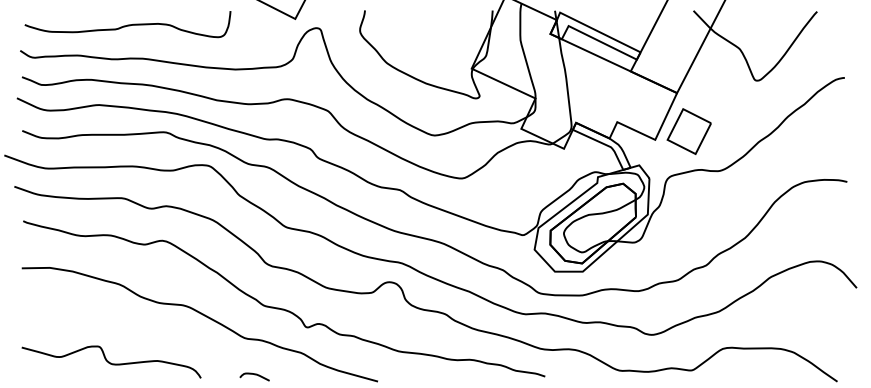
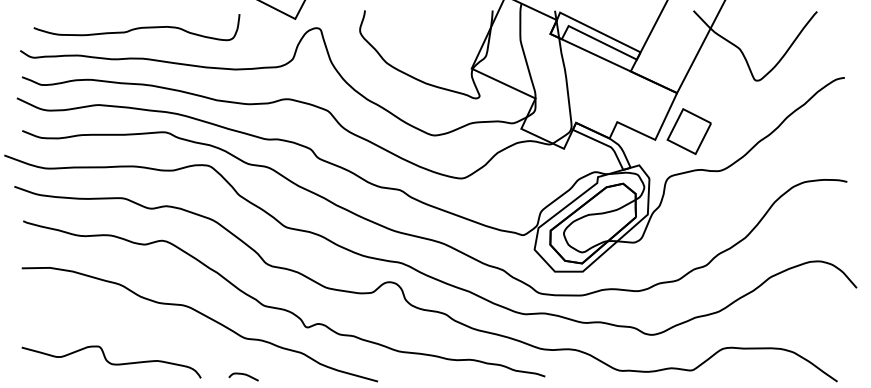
curve position: (127, 24) -> (136, 27) (136, 27)
curve position: (254, 375) -> (243, 375) (243, 375)
